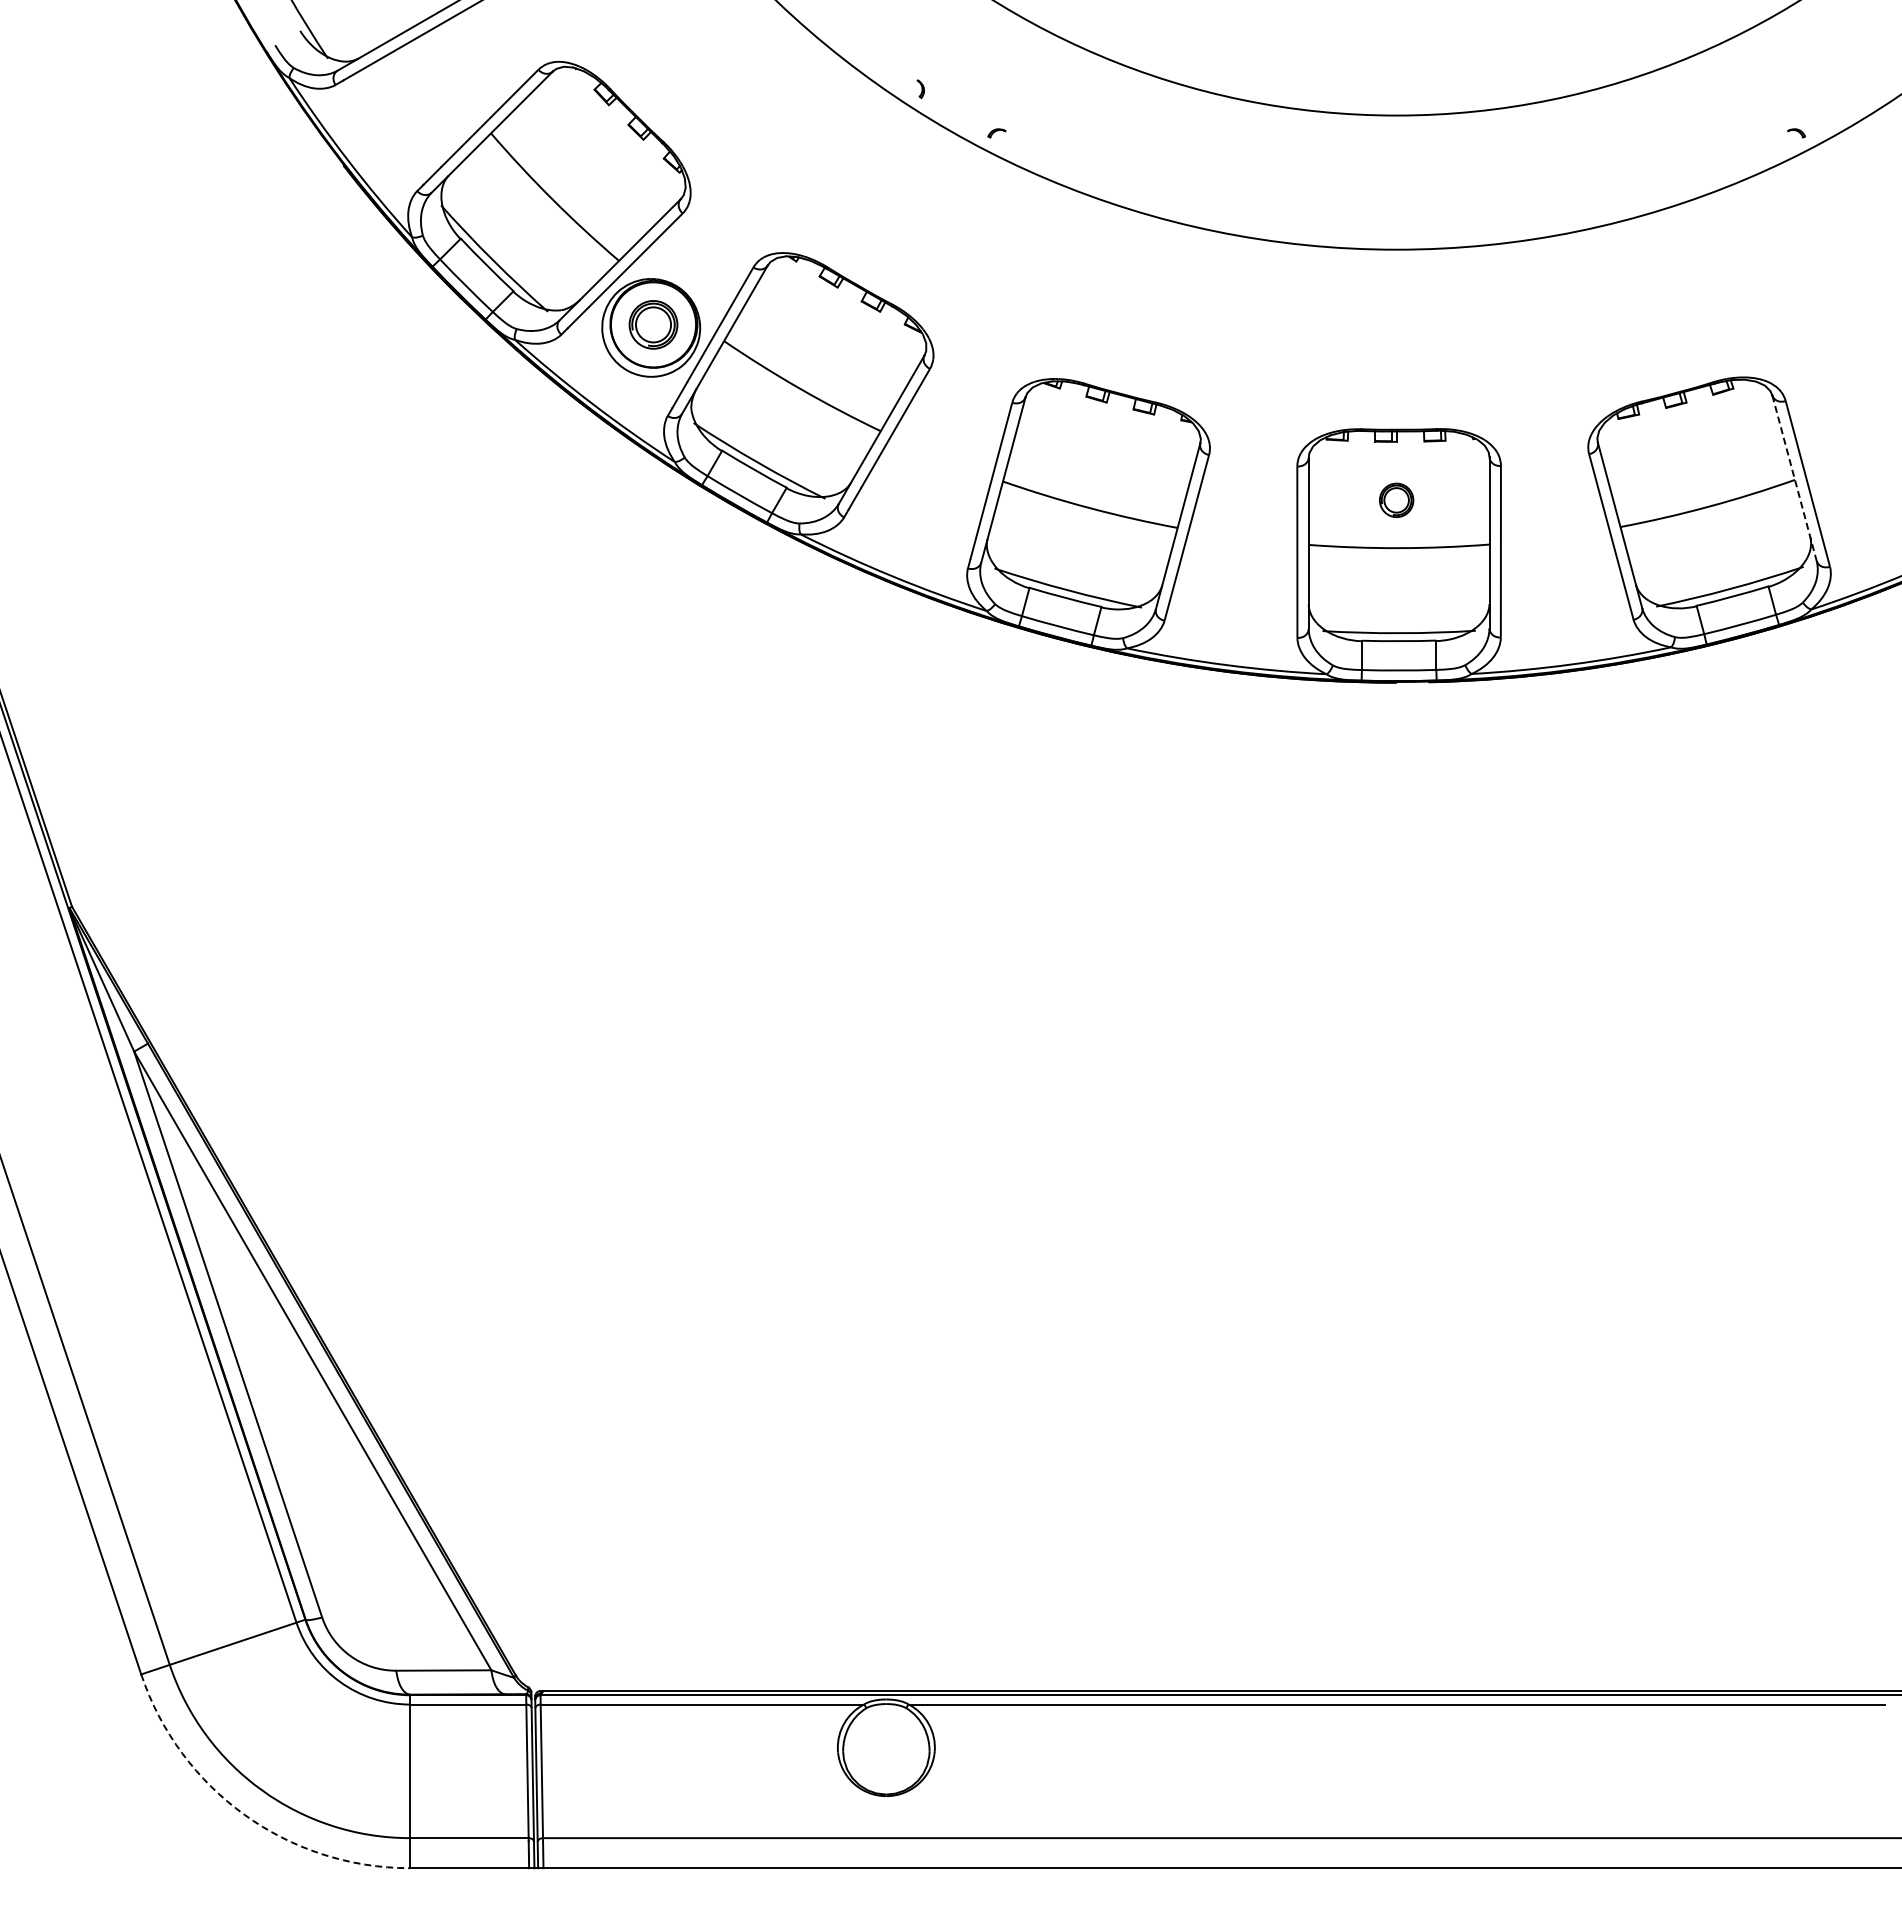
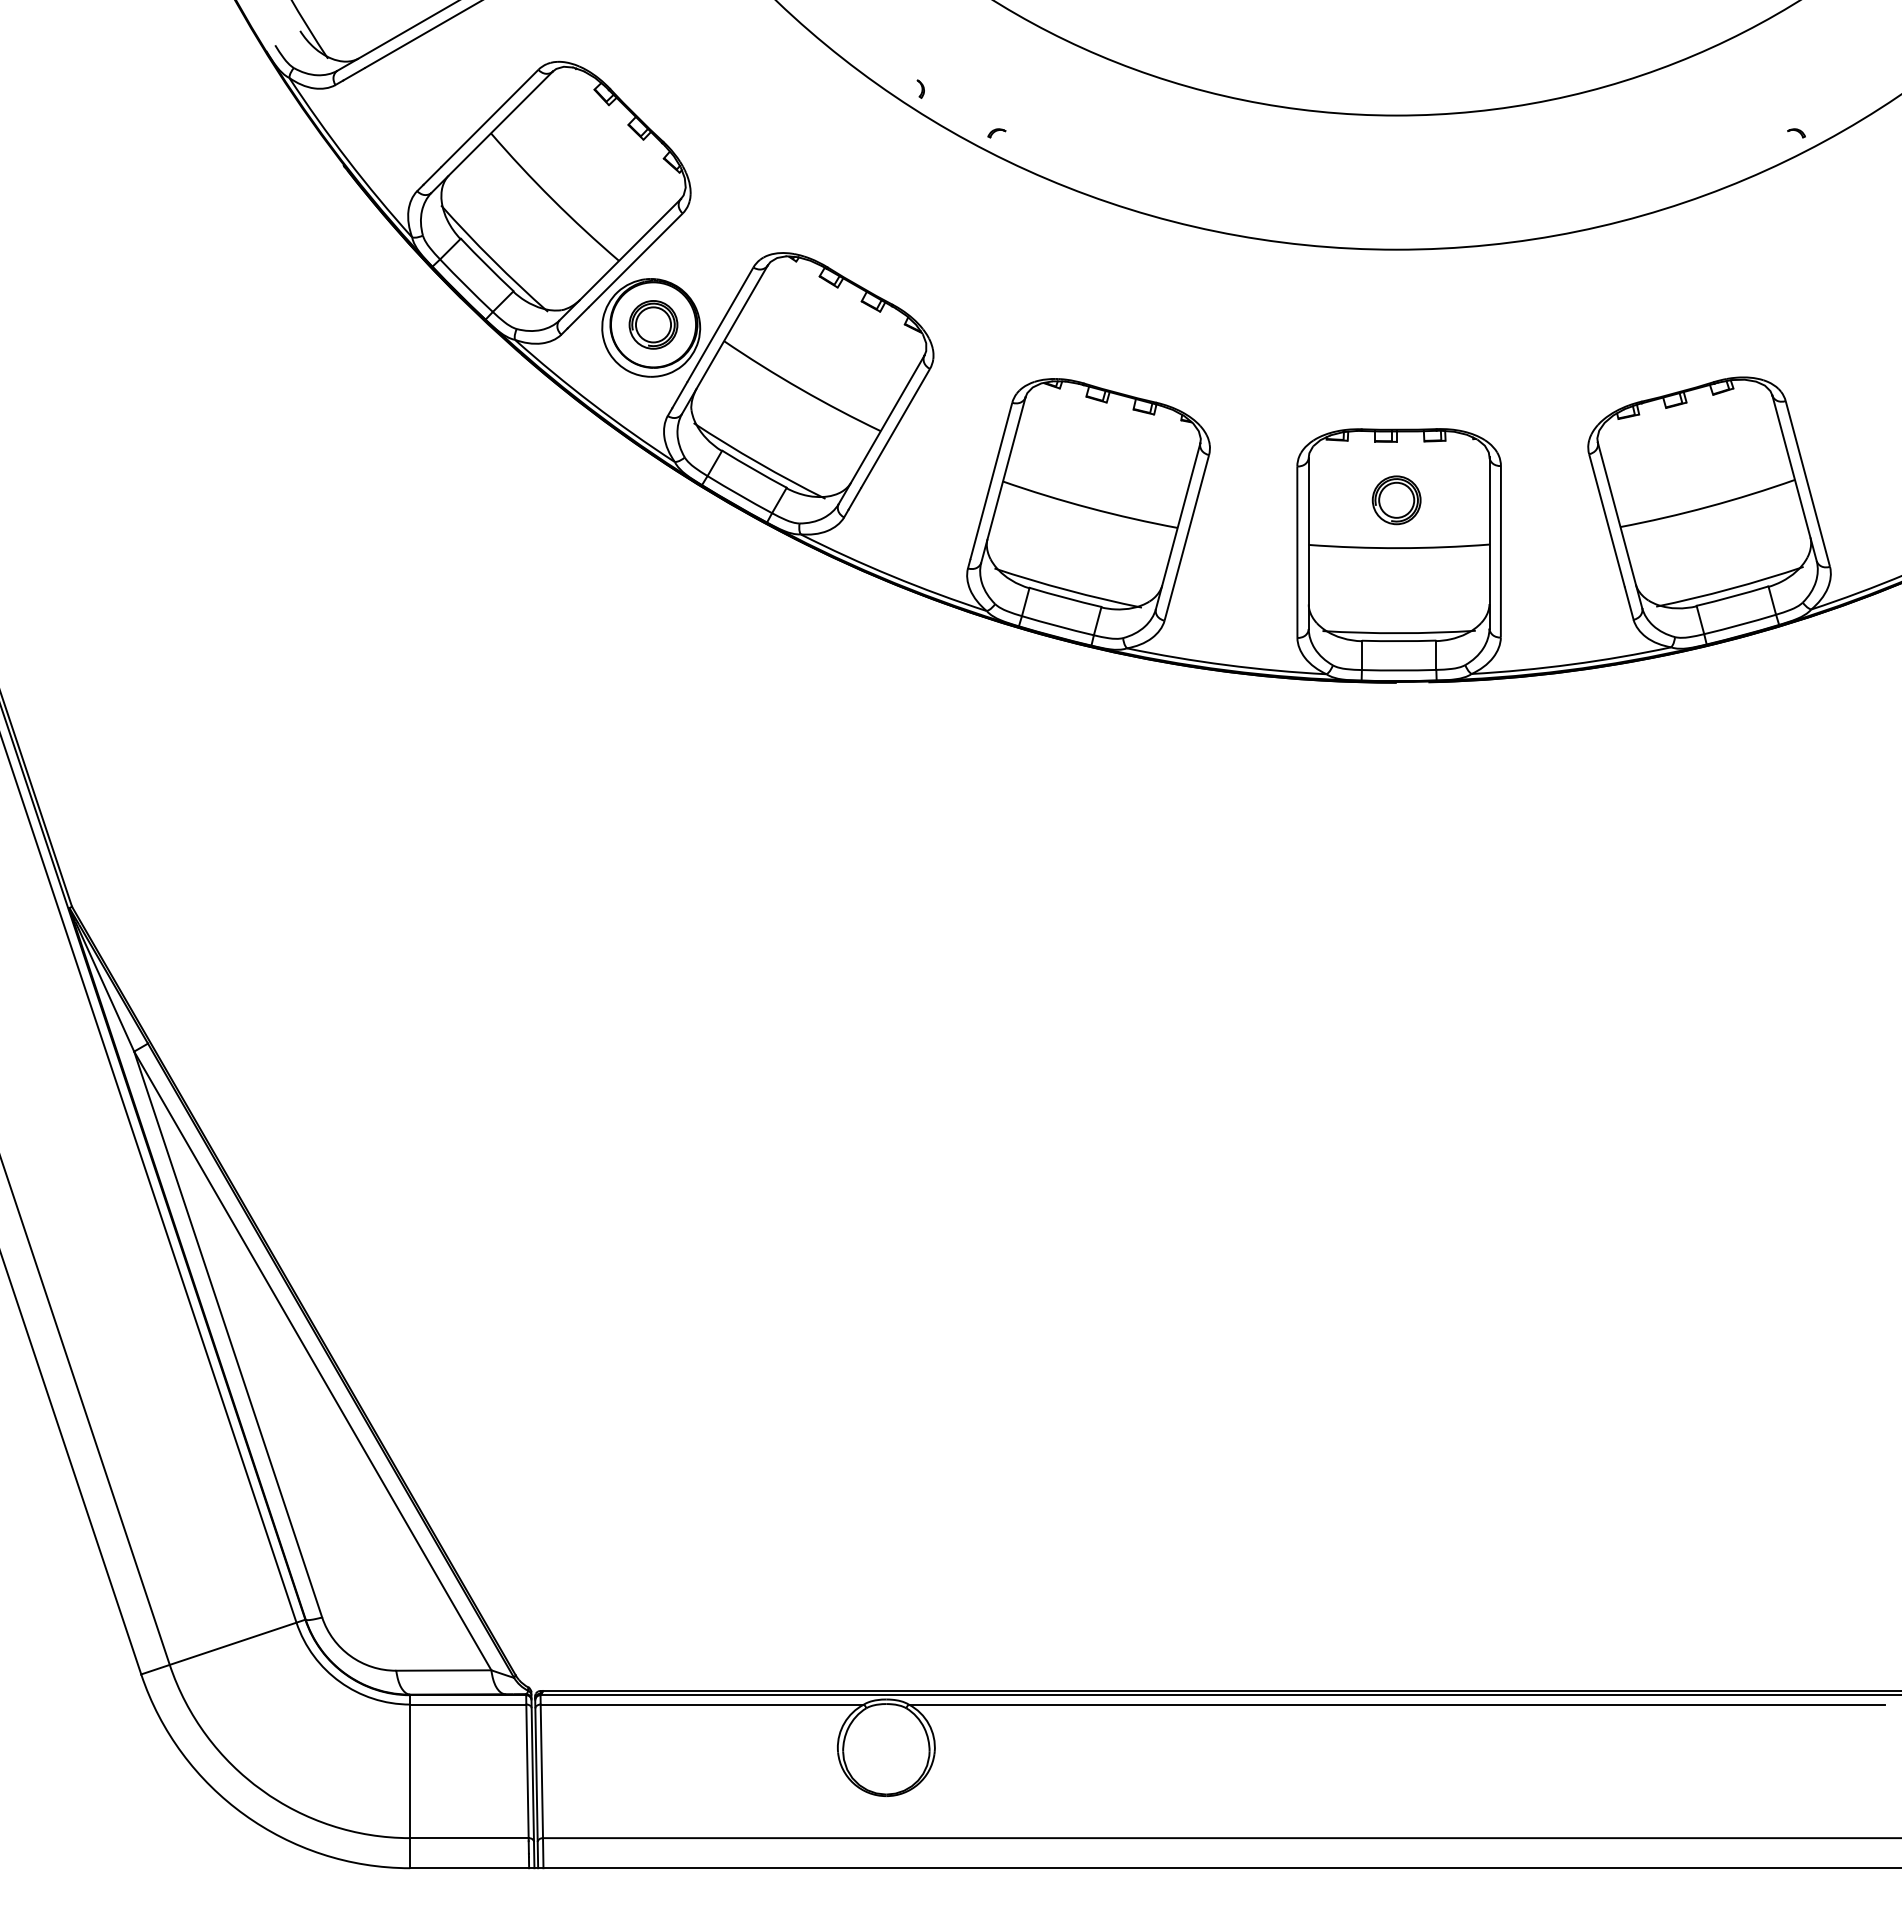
line: dashed -> solid (1794, 478)
part size: 36x36 px -> 51x51 px (1396, 500)
arc: dashed -> solid (244, 1814)
